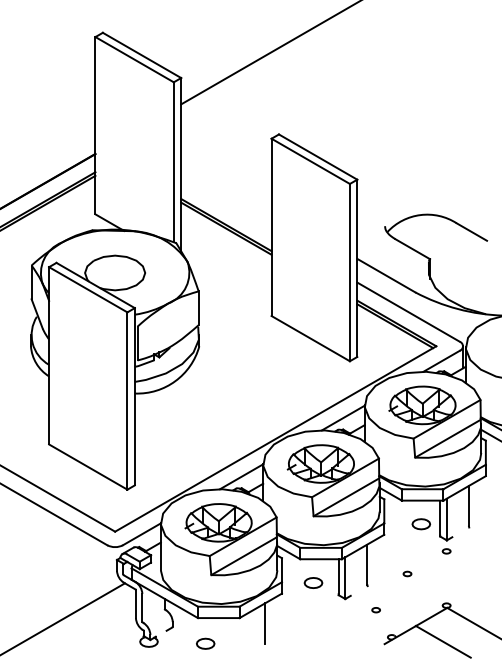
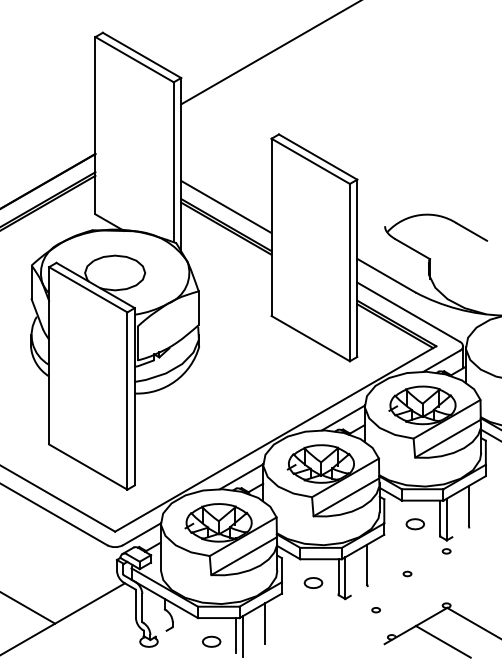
line: none -> present (226, 206)
part position: (421, 524) -> (415, 524) (415, 524)
line: none -> present (28, 608)
line: none -> present (236, 635)
line: none -> present (242, 636)
part position: (205, 643) -> (211, 641) (211, 641)
